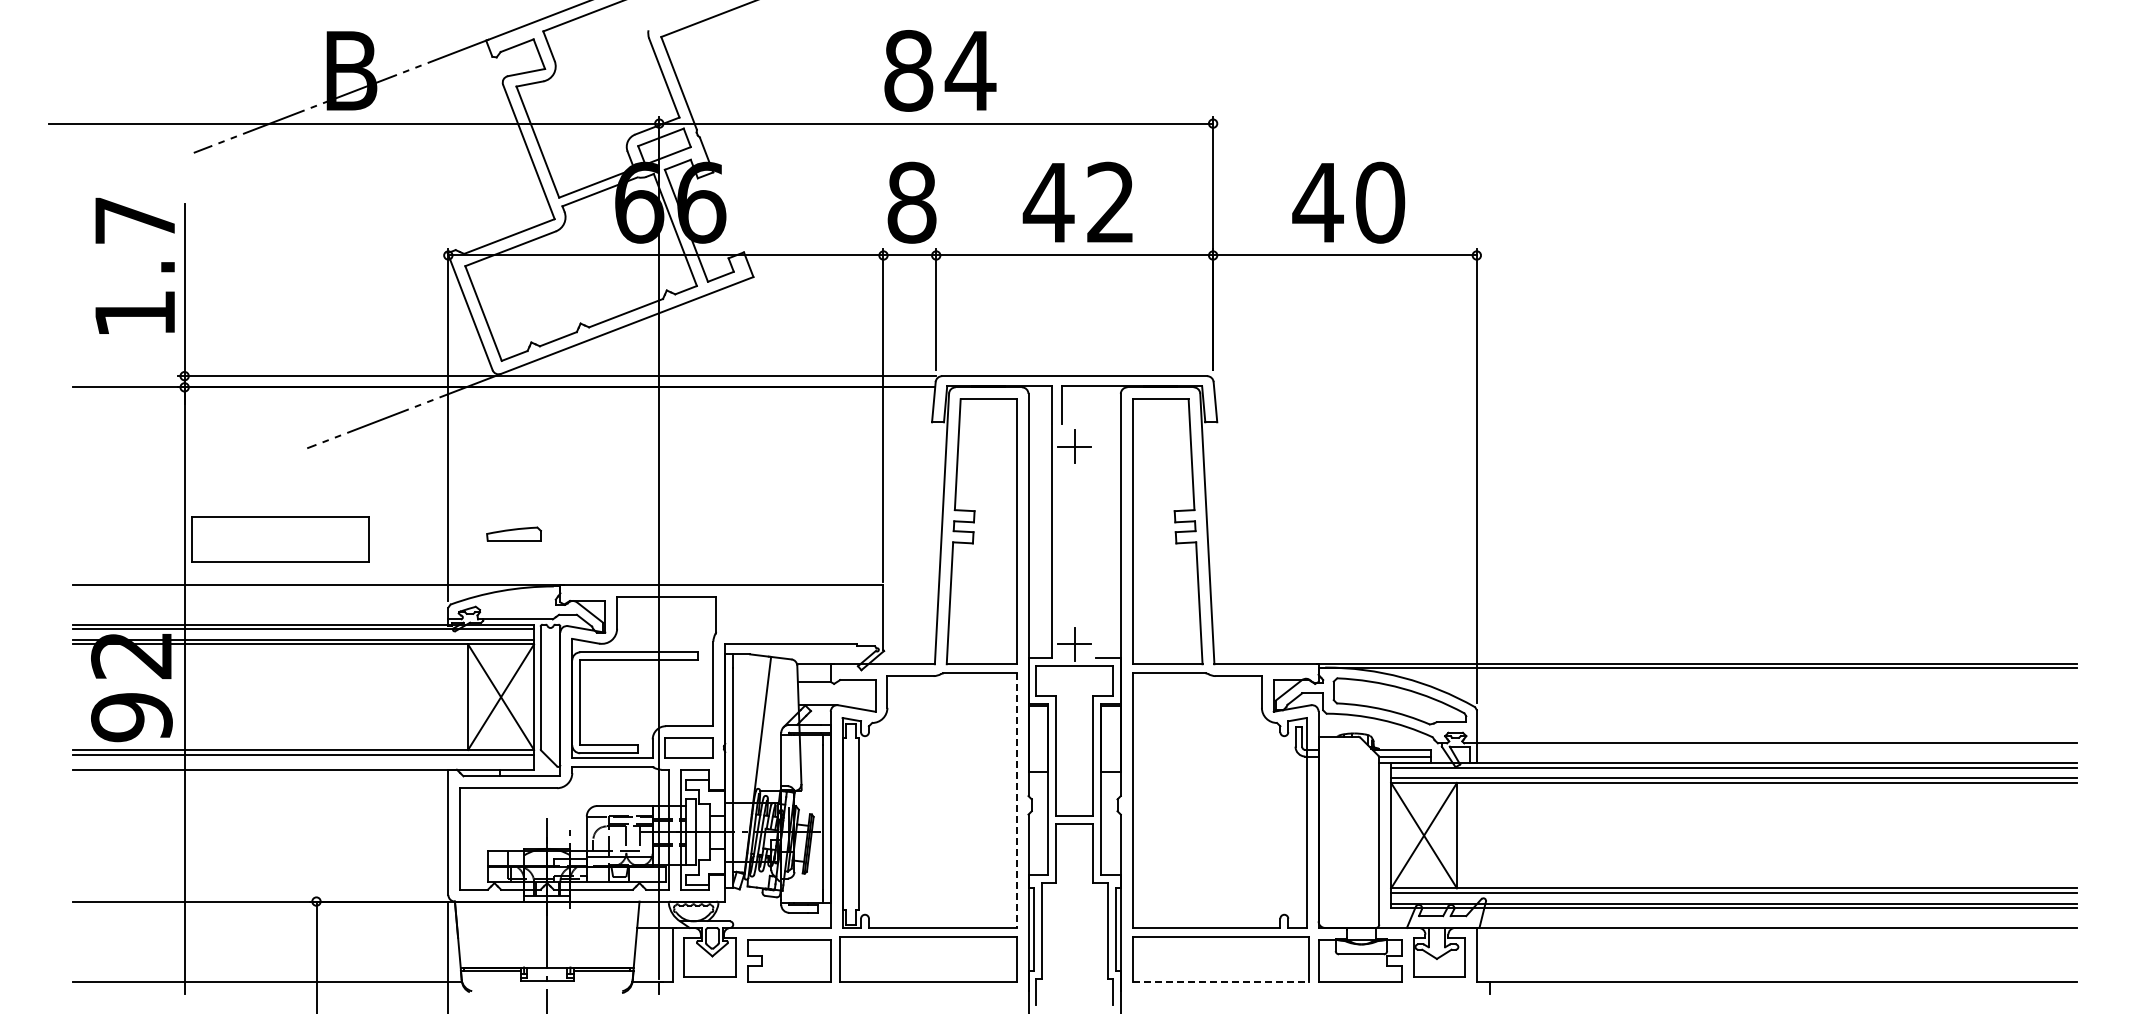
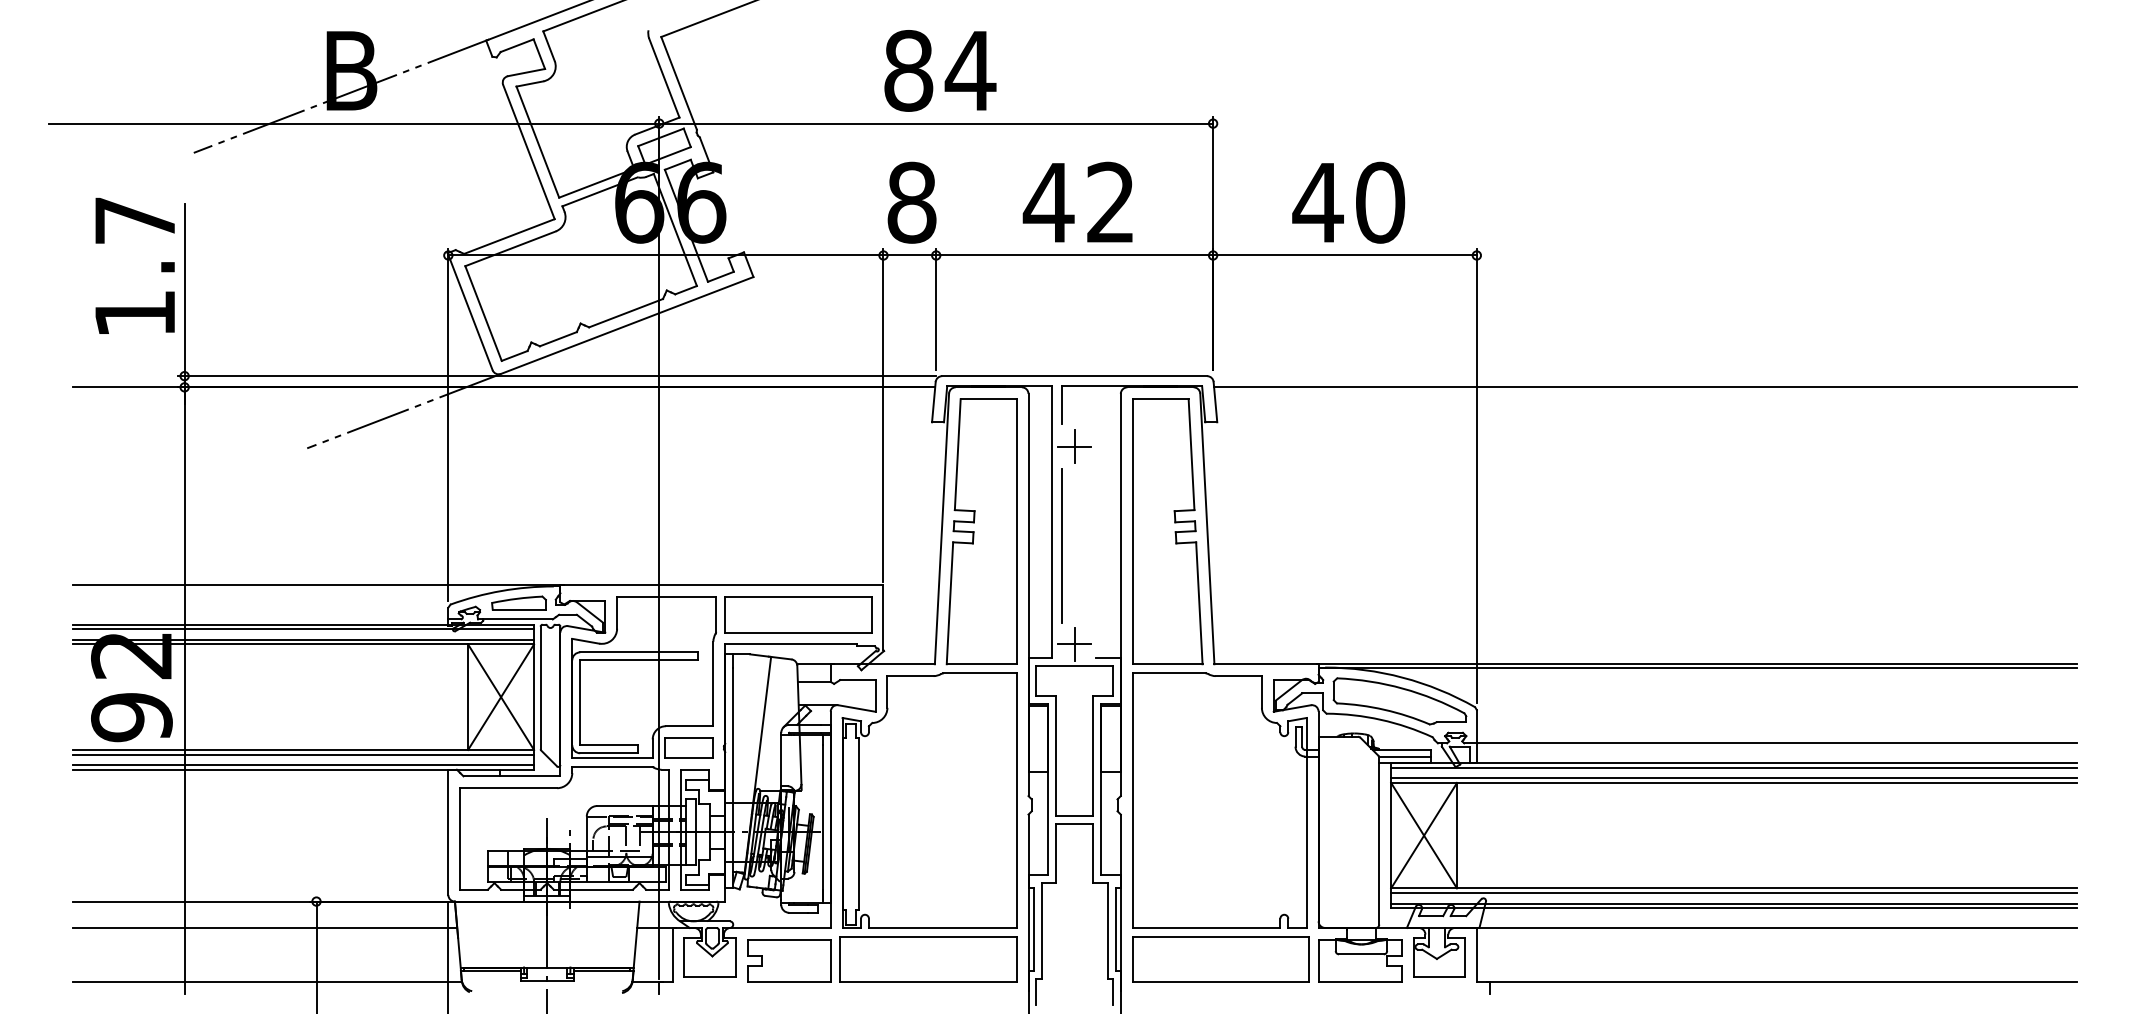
line: none -> present (1645, 387)
part position: (513, 533) -> (518, 602) (518, 602)
part: present -> none (280, 539)
line: none -> present (1062, 545)
part: none -> present (798, 614)
line: none -> present (303, 765)
line: dashed -> solid (1016, 801)
line: none -> present (264, 927)
line: dashed -> solid (1221, 982)
